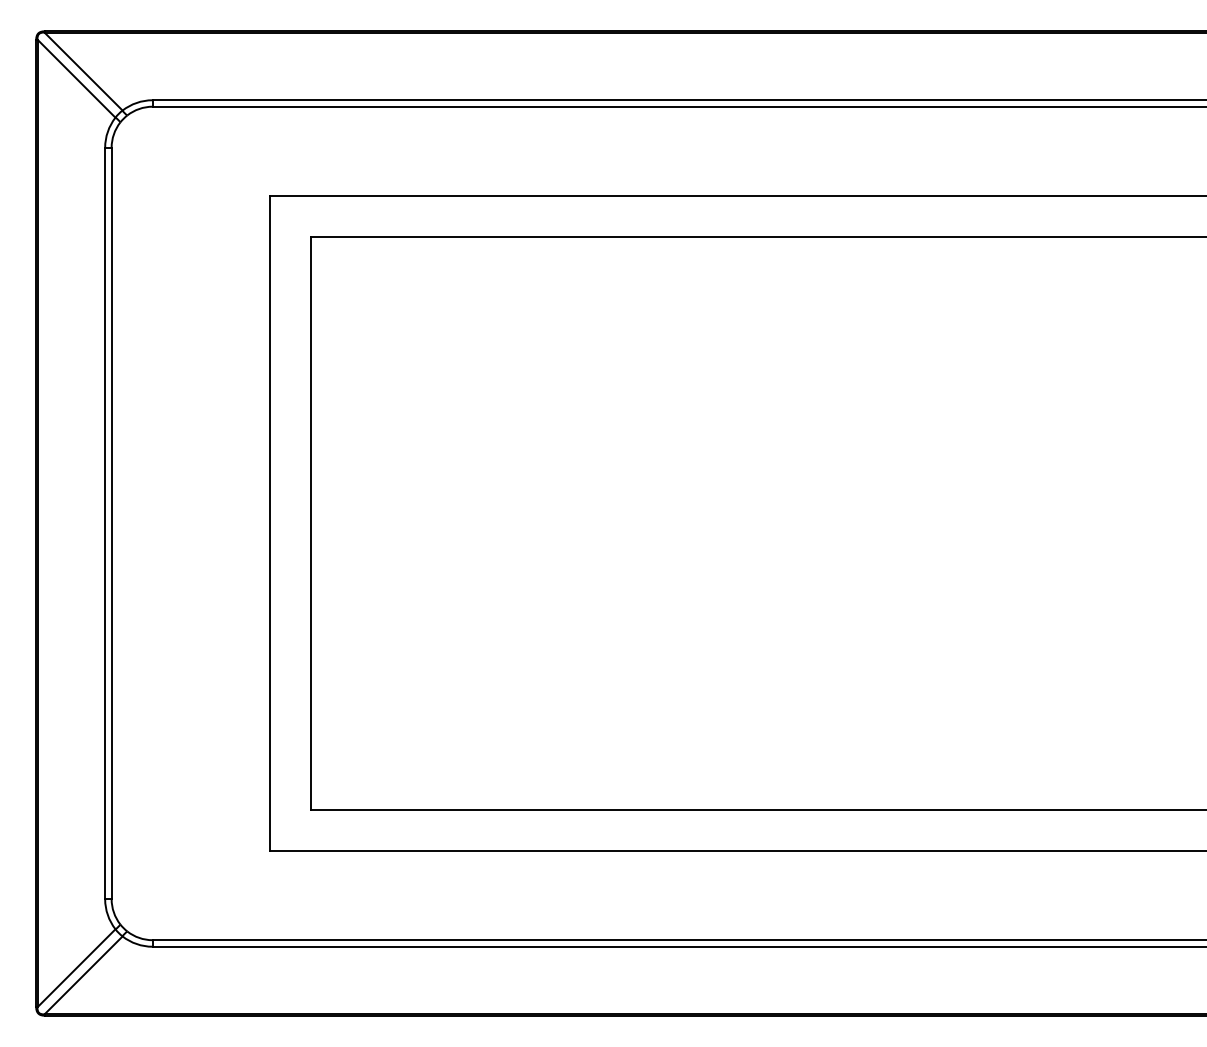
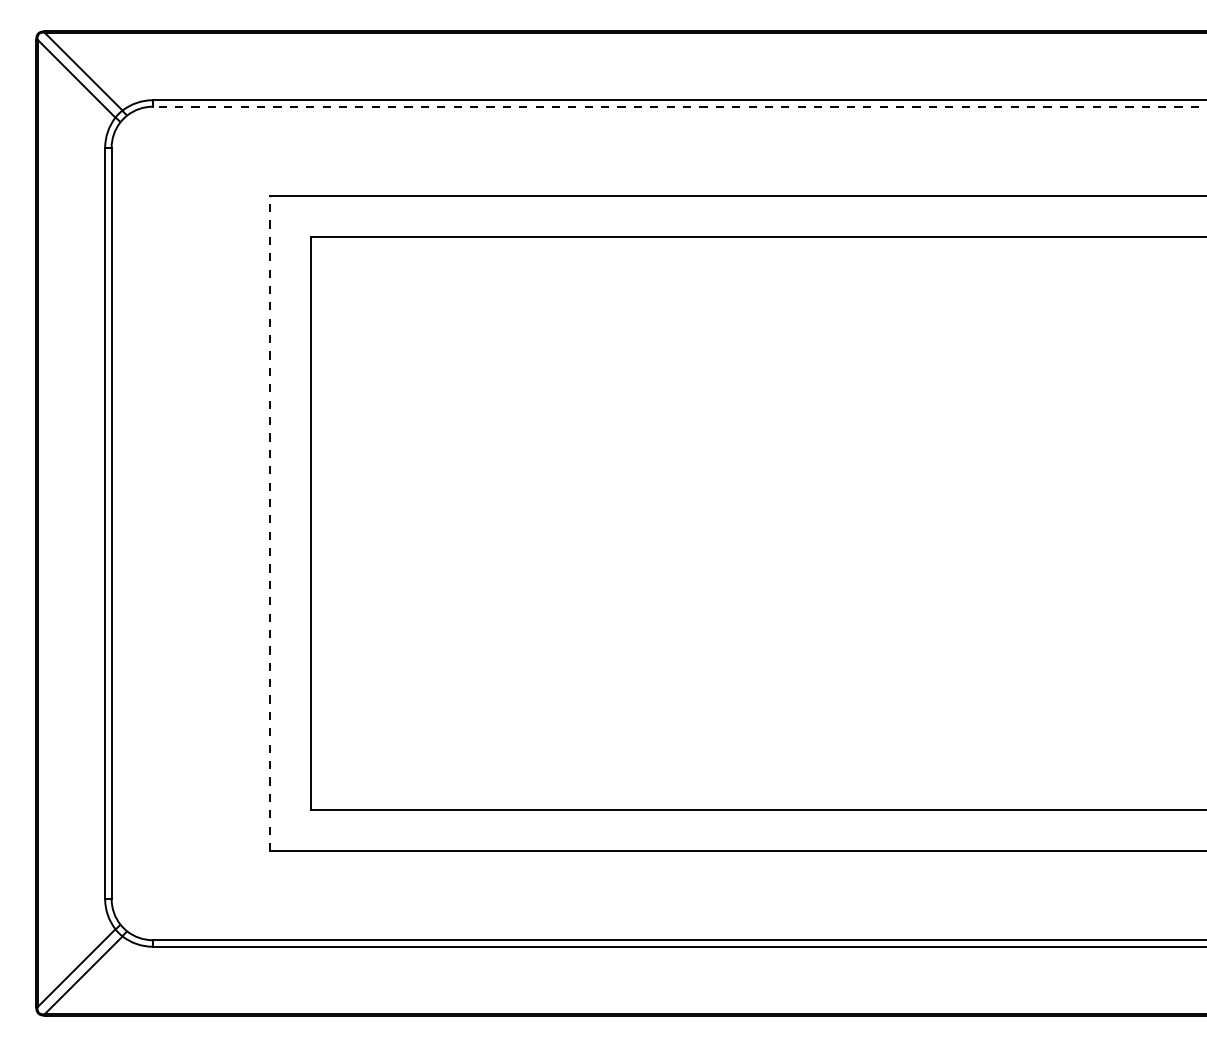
line: solid -> dashed (679, 106)
line: solid -> dashed (270, 523)
